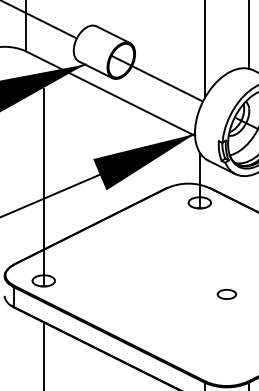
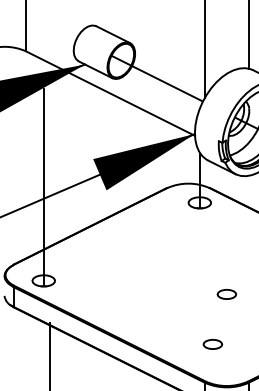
line: present -> none (39, 20)
part: none -> present (212, 343)
line position: (43, 354) -> (49, 354) (49, 354)
